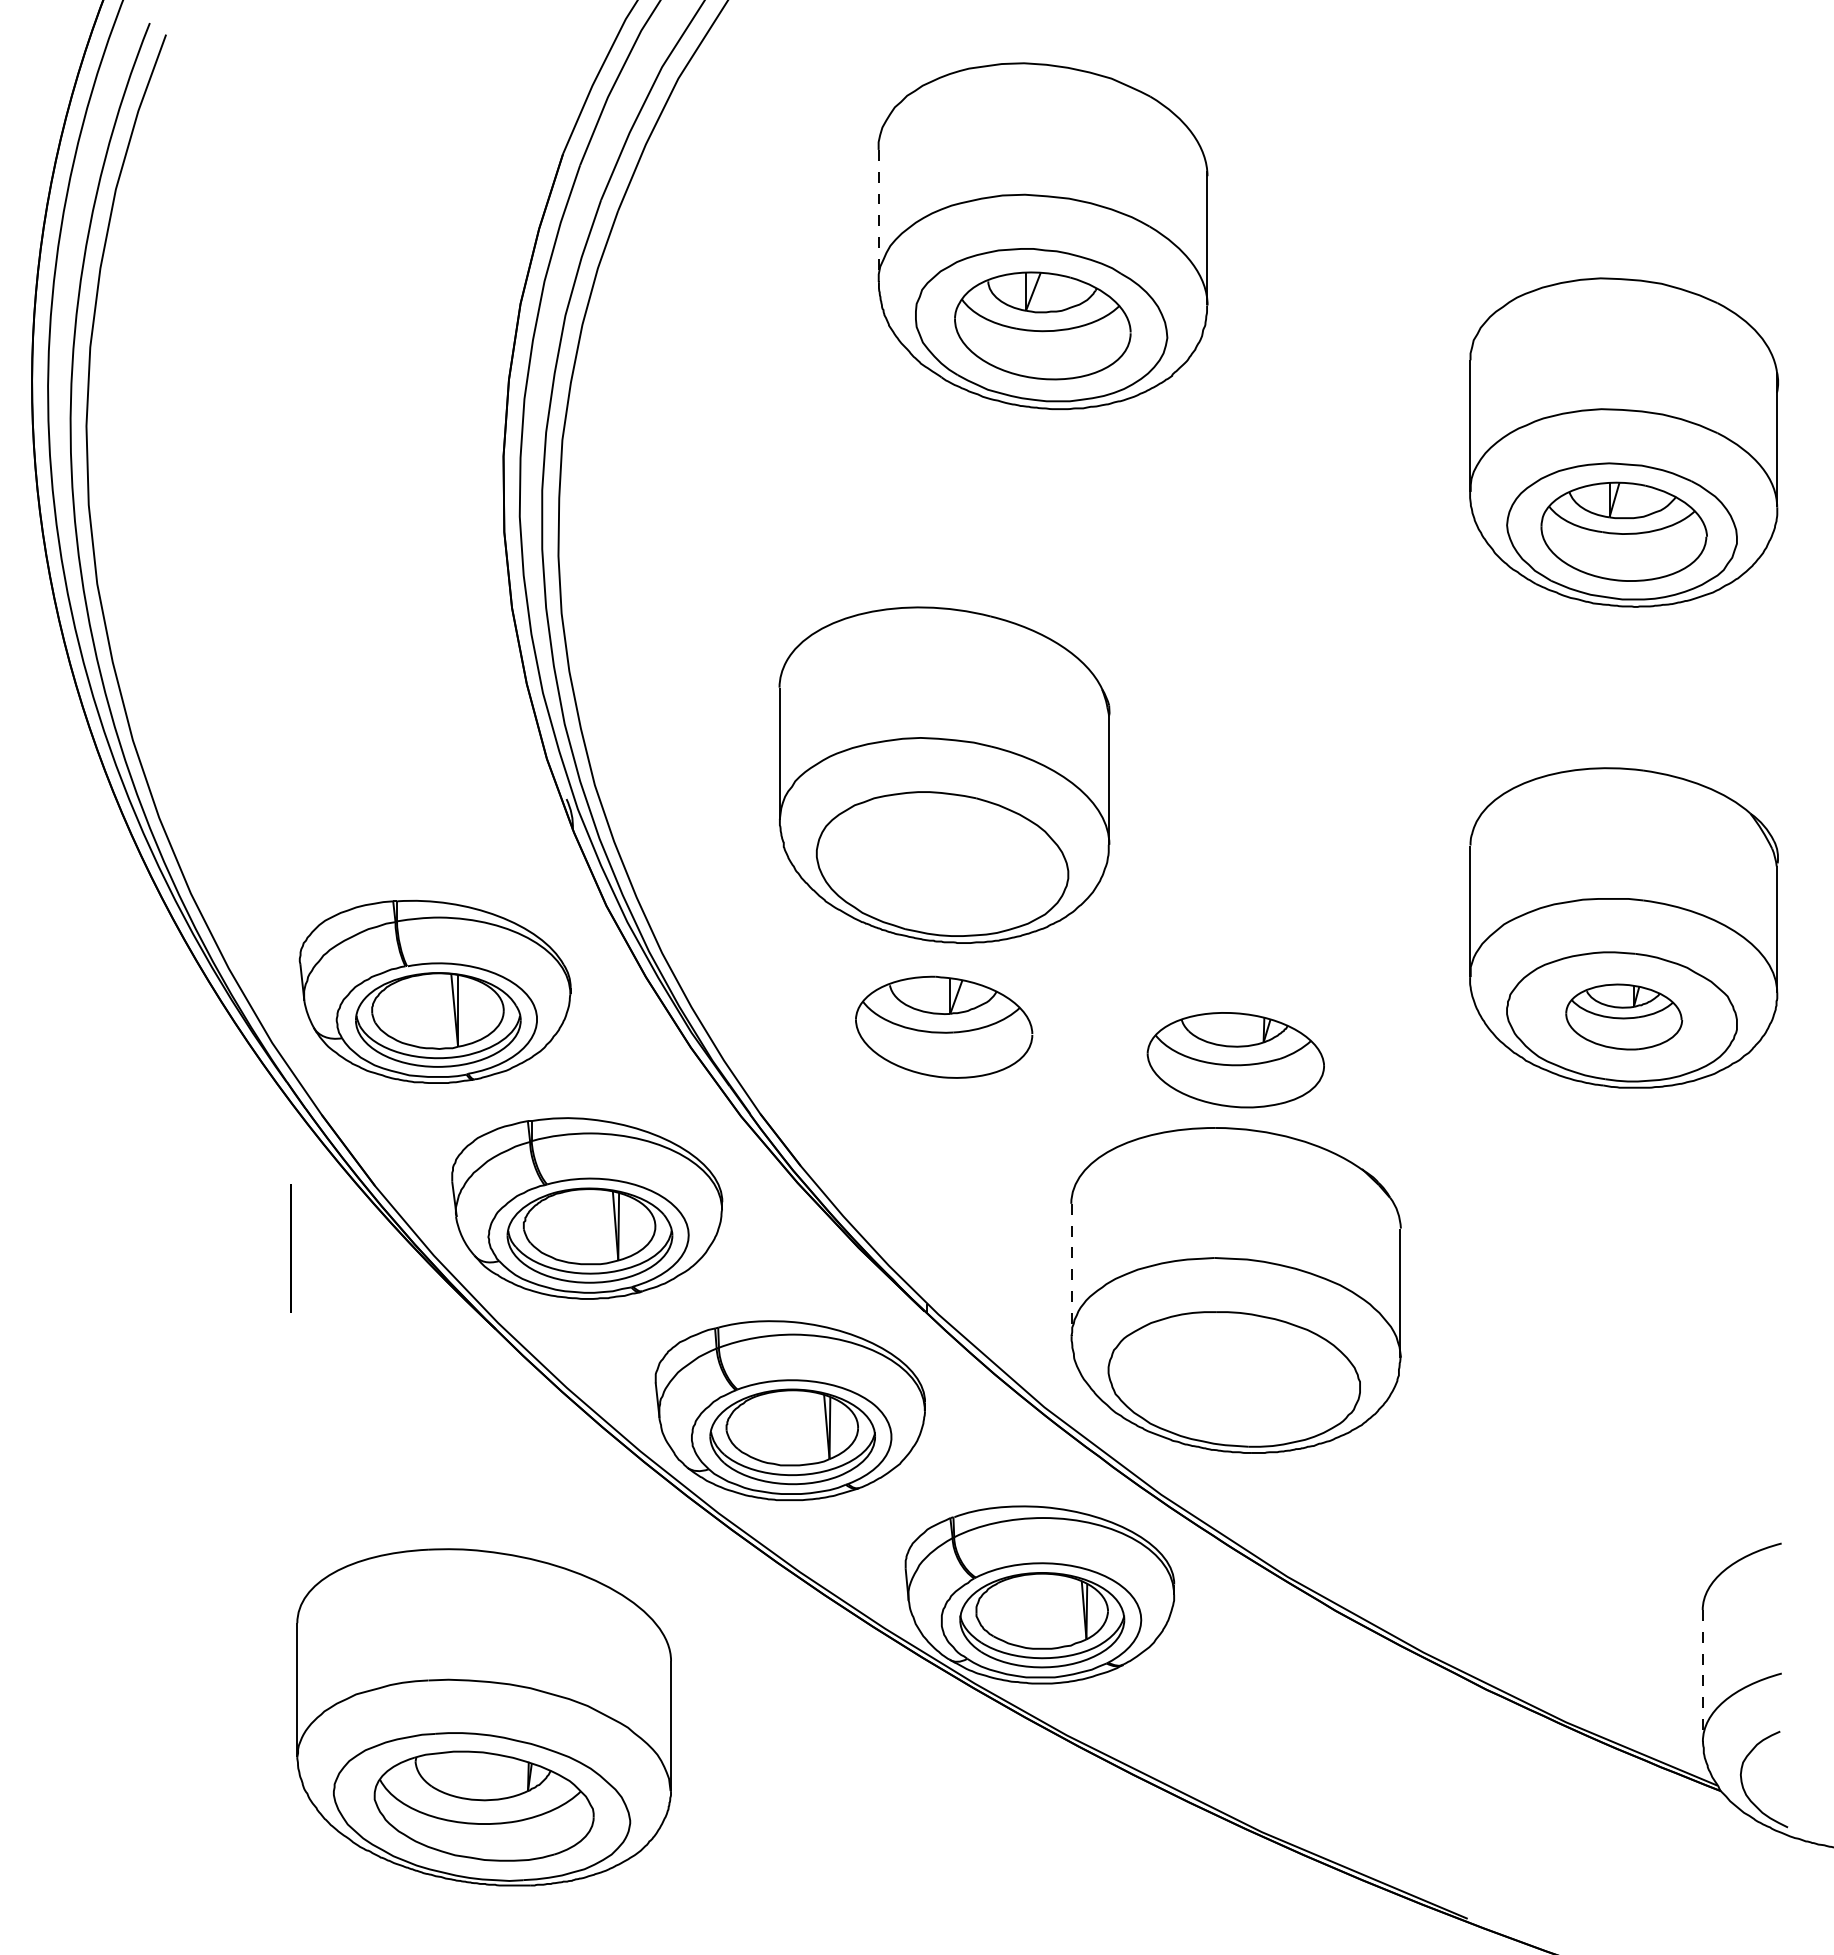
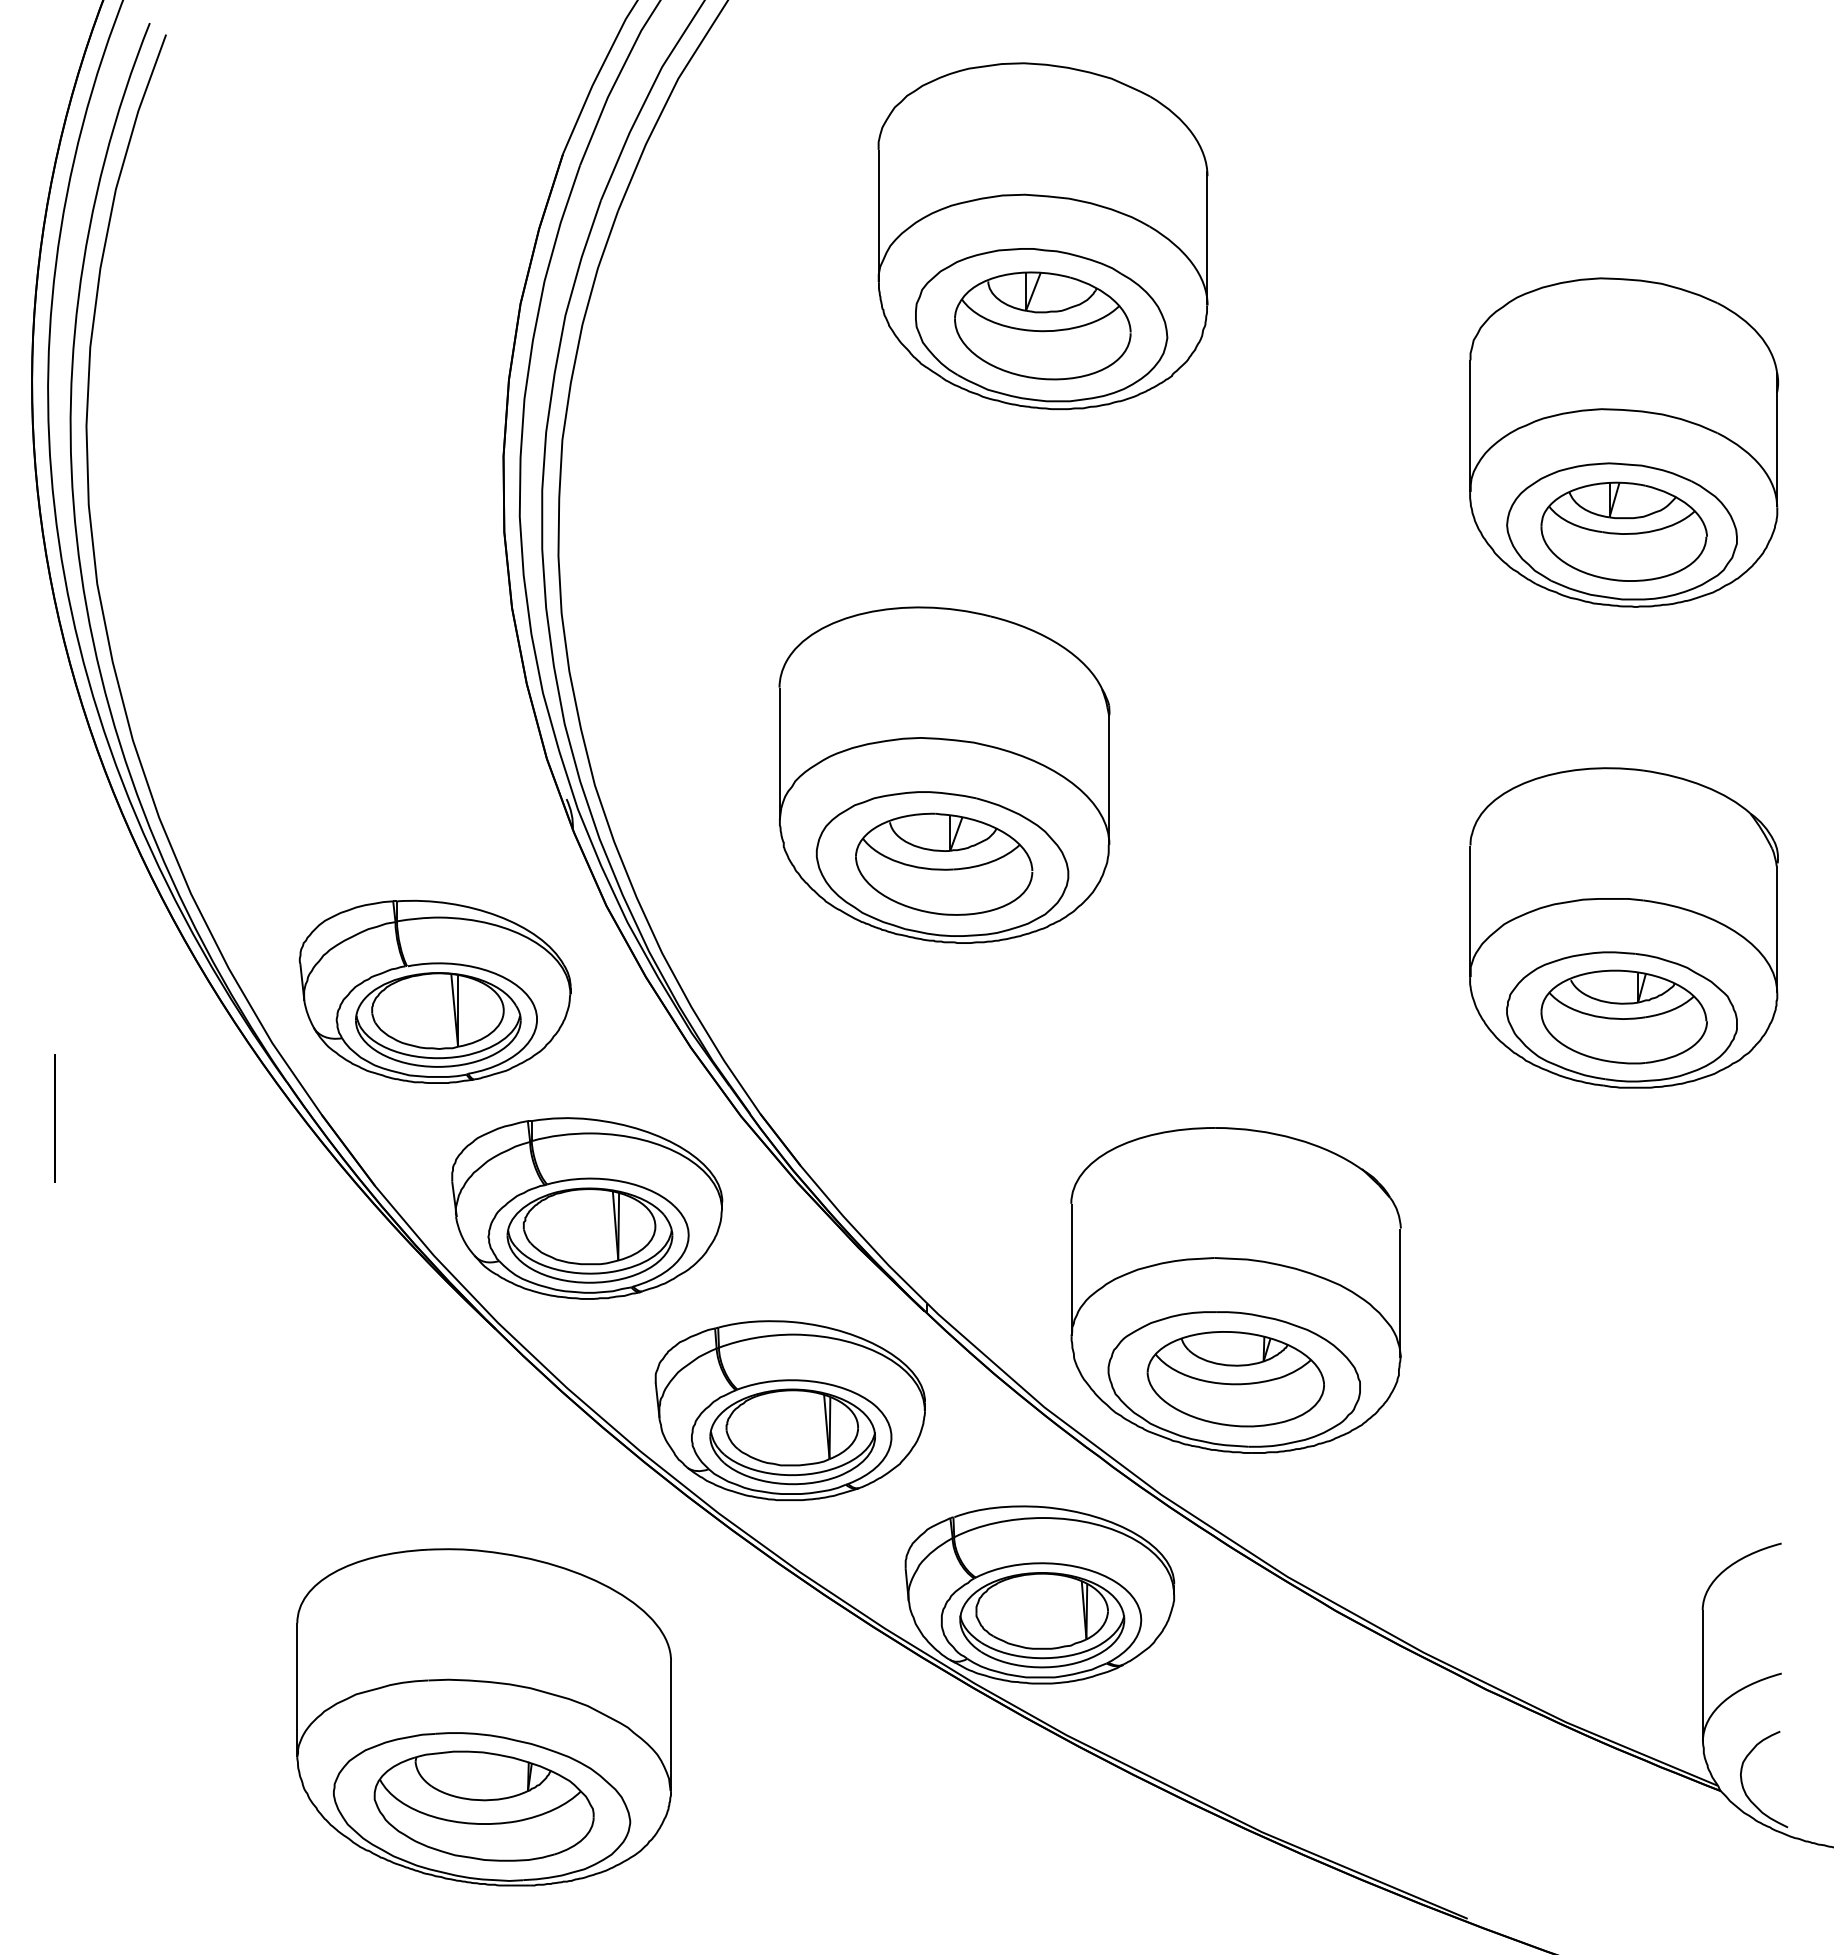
line: dashed -> solid (878, 216)
part size: 118x68 px -> 168x96 px (1623, 1016)
part position: (944, 1026) -> (944, 863) (944, 863)
part position: (1235, 1060) -> (1235, 1379) (1235, 1379)
line position: (290, 1248) -> (54, 1118) (54, 1118)
line: dashed -> solid (1071, 1270)
line: dashed -> solid (1703, 1675)
